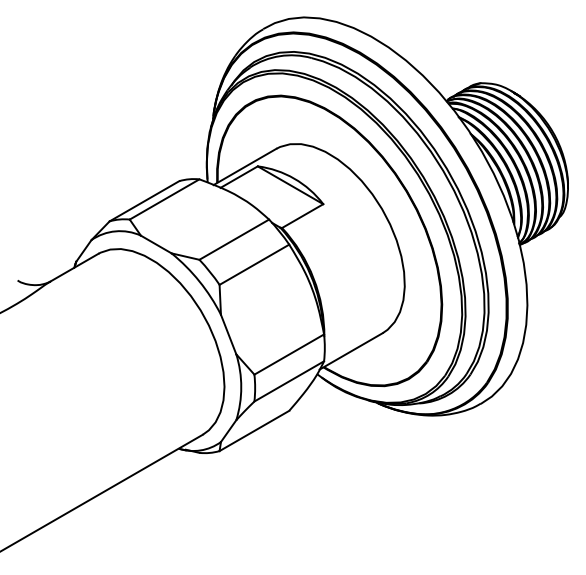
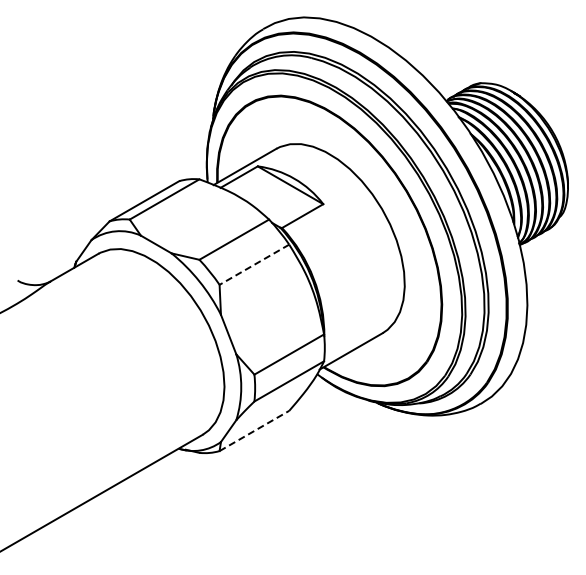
line: solid -> dashed (253, 265)
line: solid -> dashed (254, 430)
